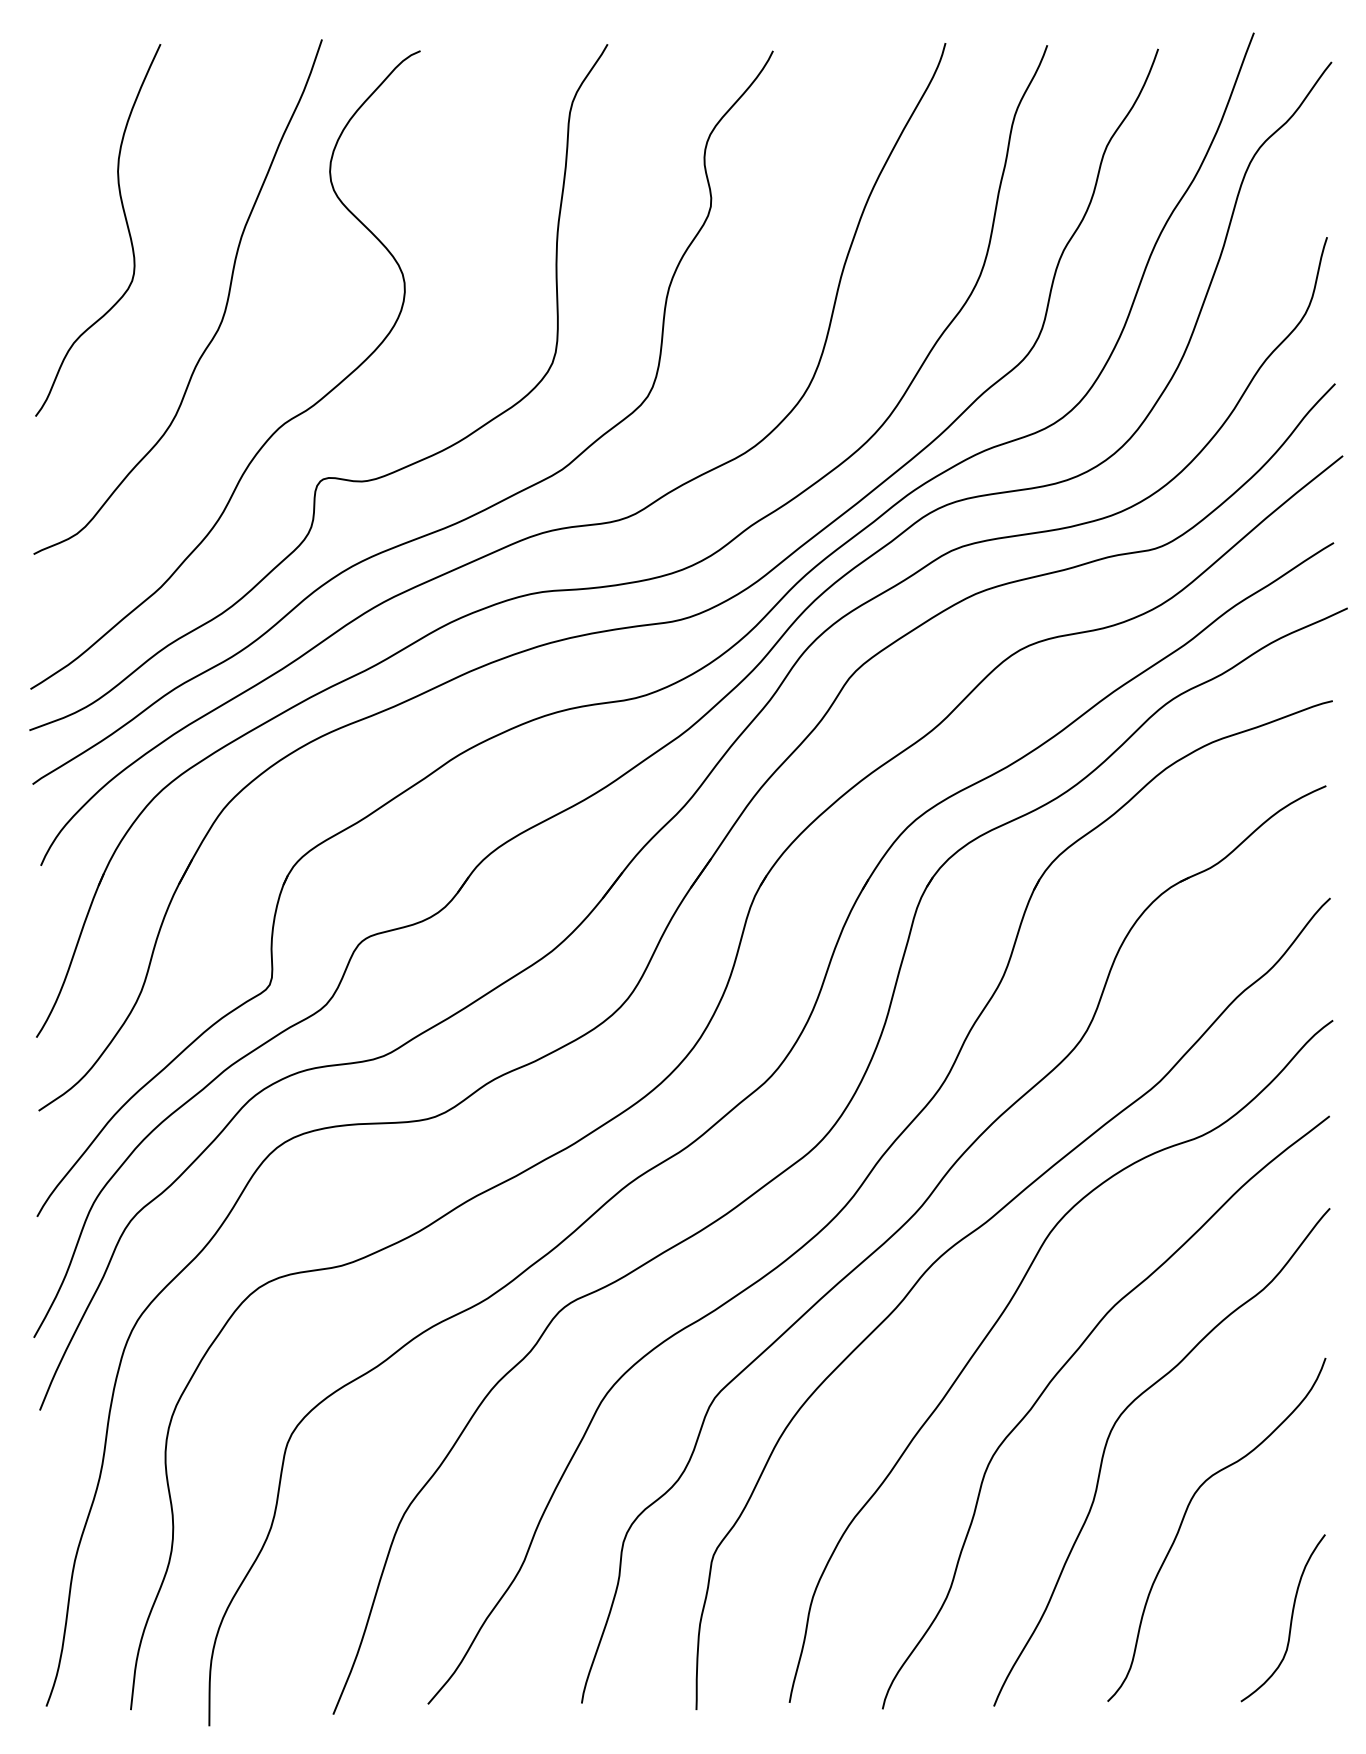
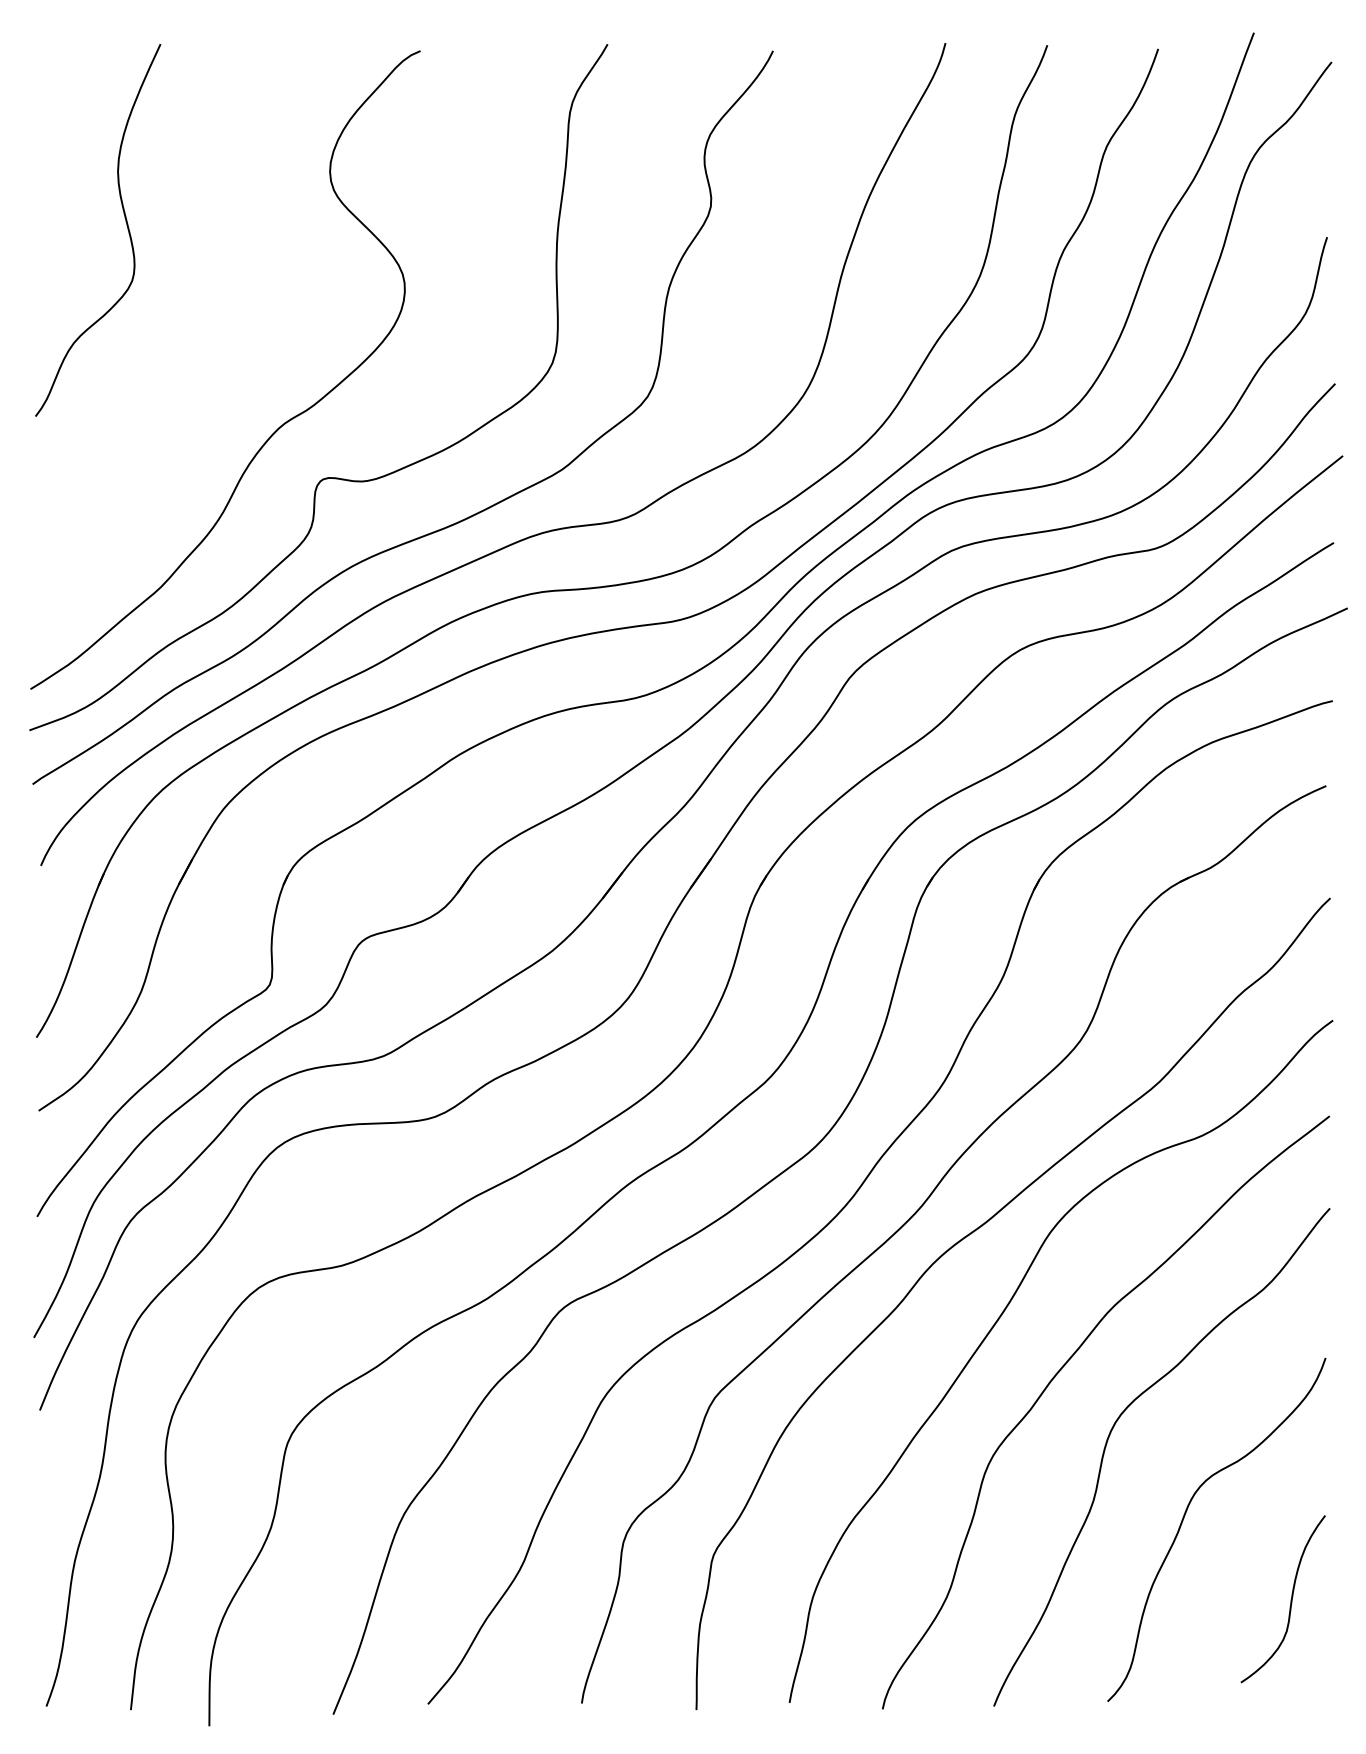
curve: present -> none (225, 304)
curve position: (1290, 1618) -> (1290, 1599) (1290, 1599)
